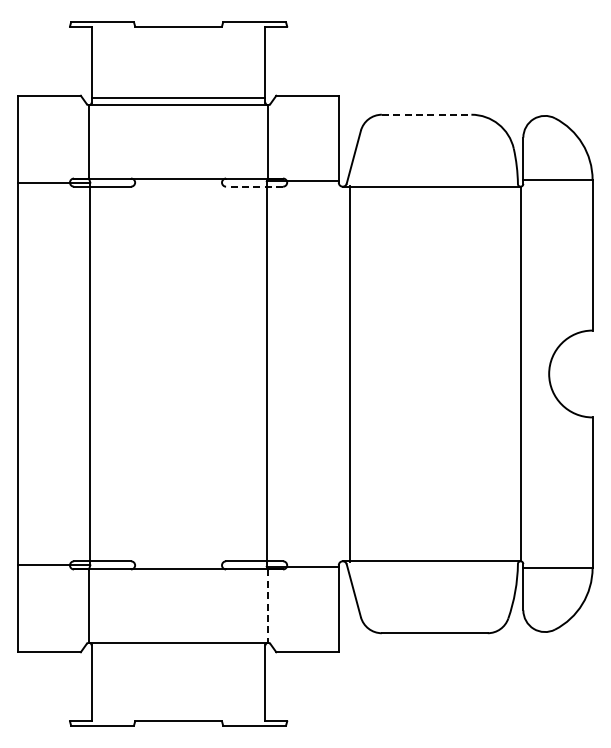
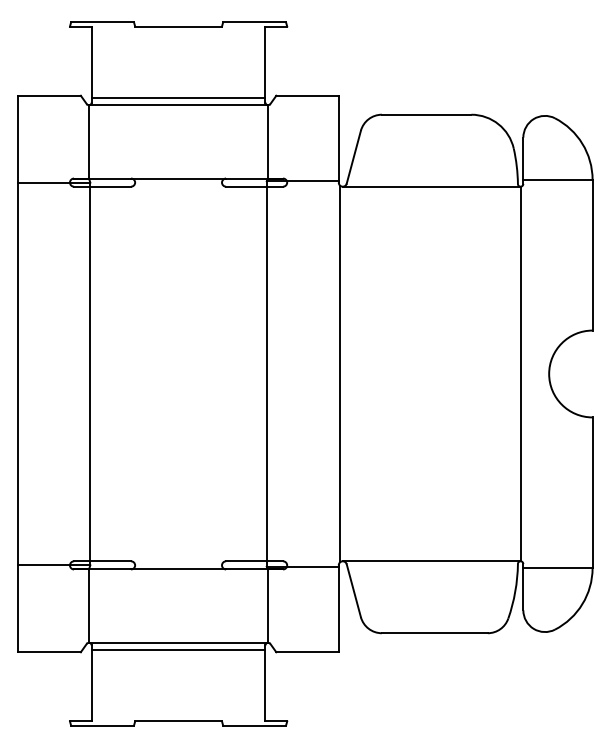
line: dashed -> solid (426, 114)
line: dashed -> solid (254, 186)
line position: (350, 373) -> (340, 373) (340, 373)
line: dashed -> solid (268, 606)
line: none -> present (178, 649)
